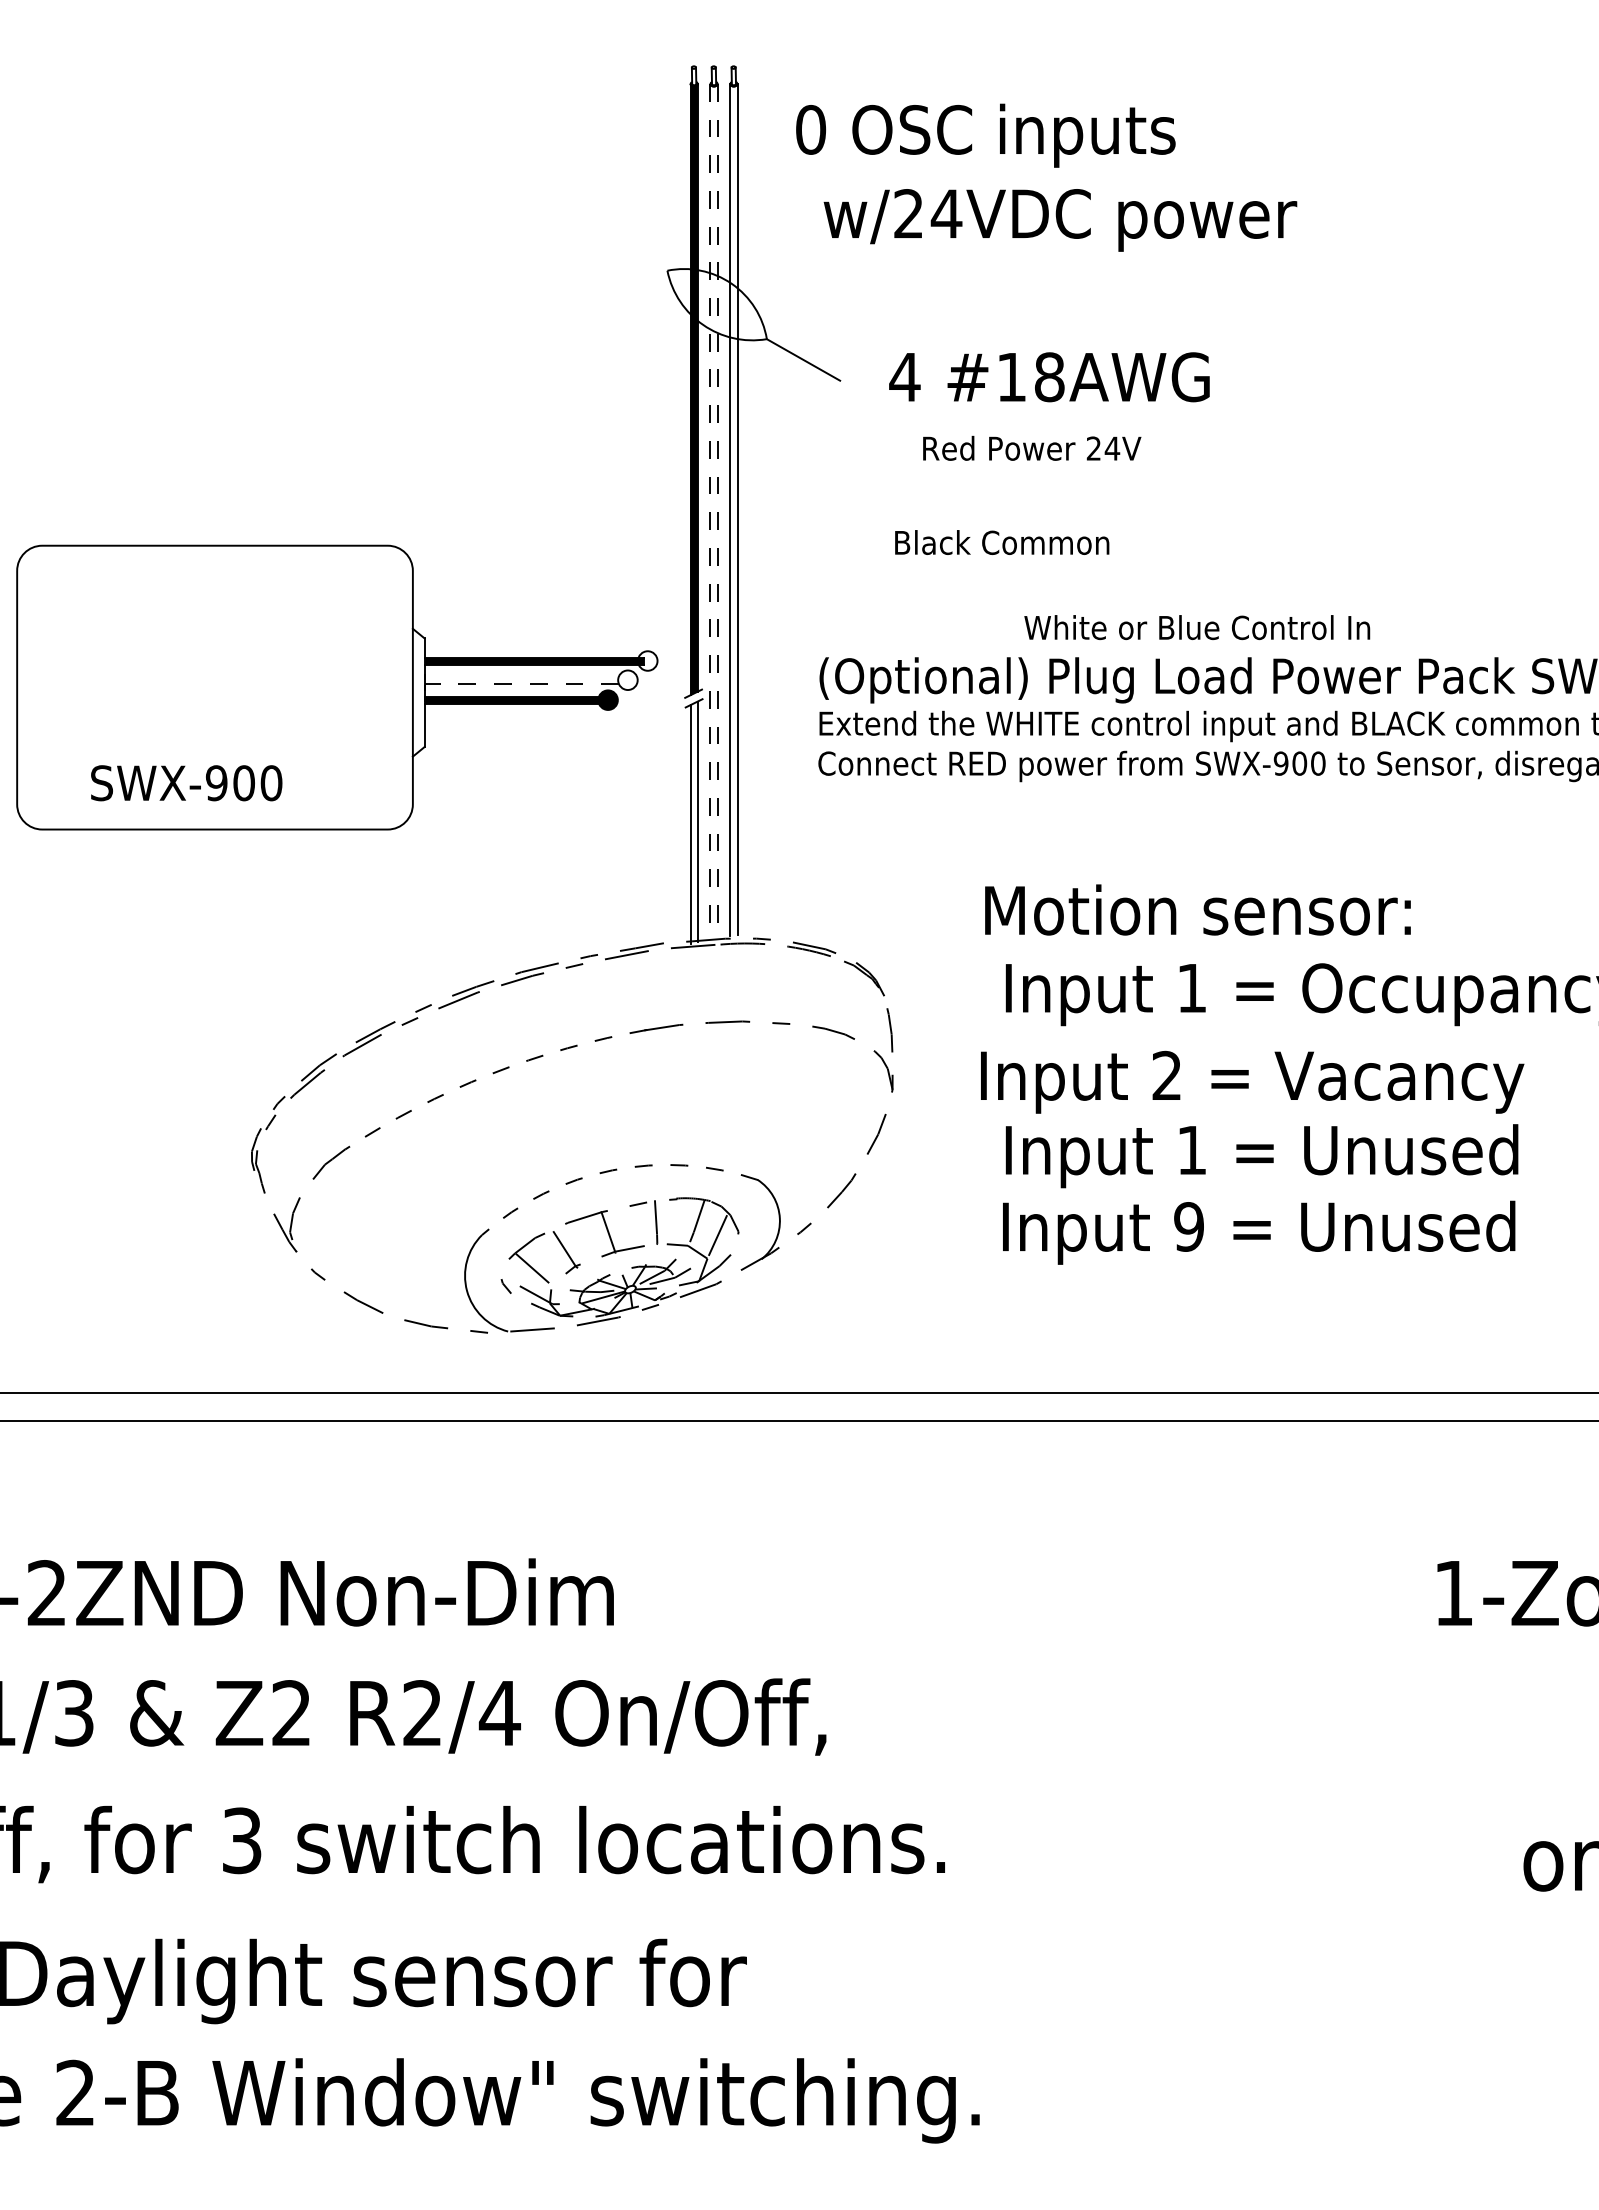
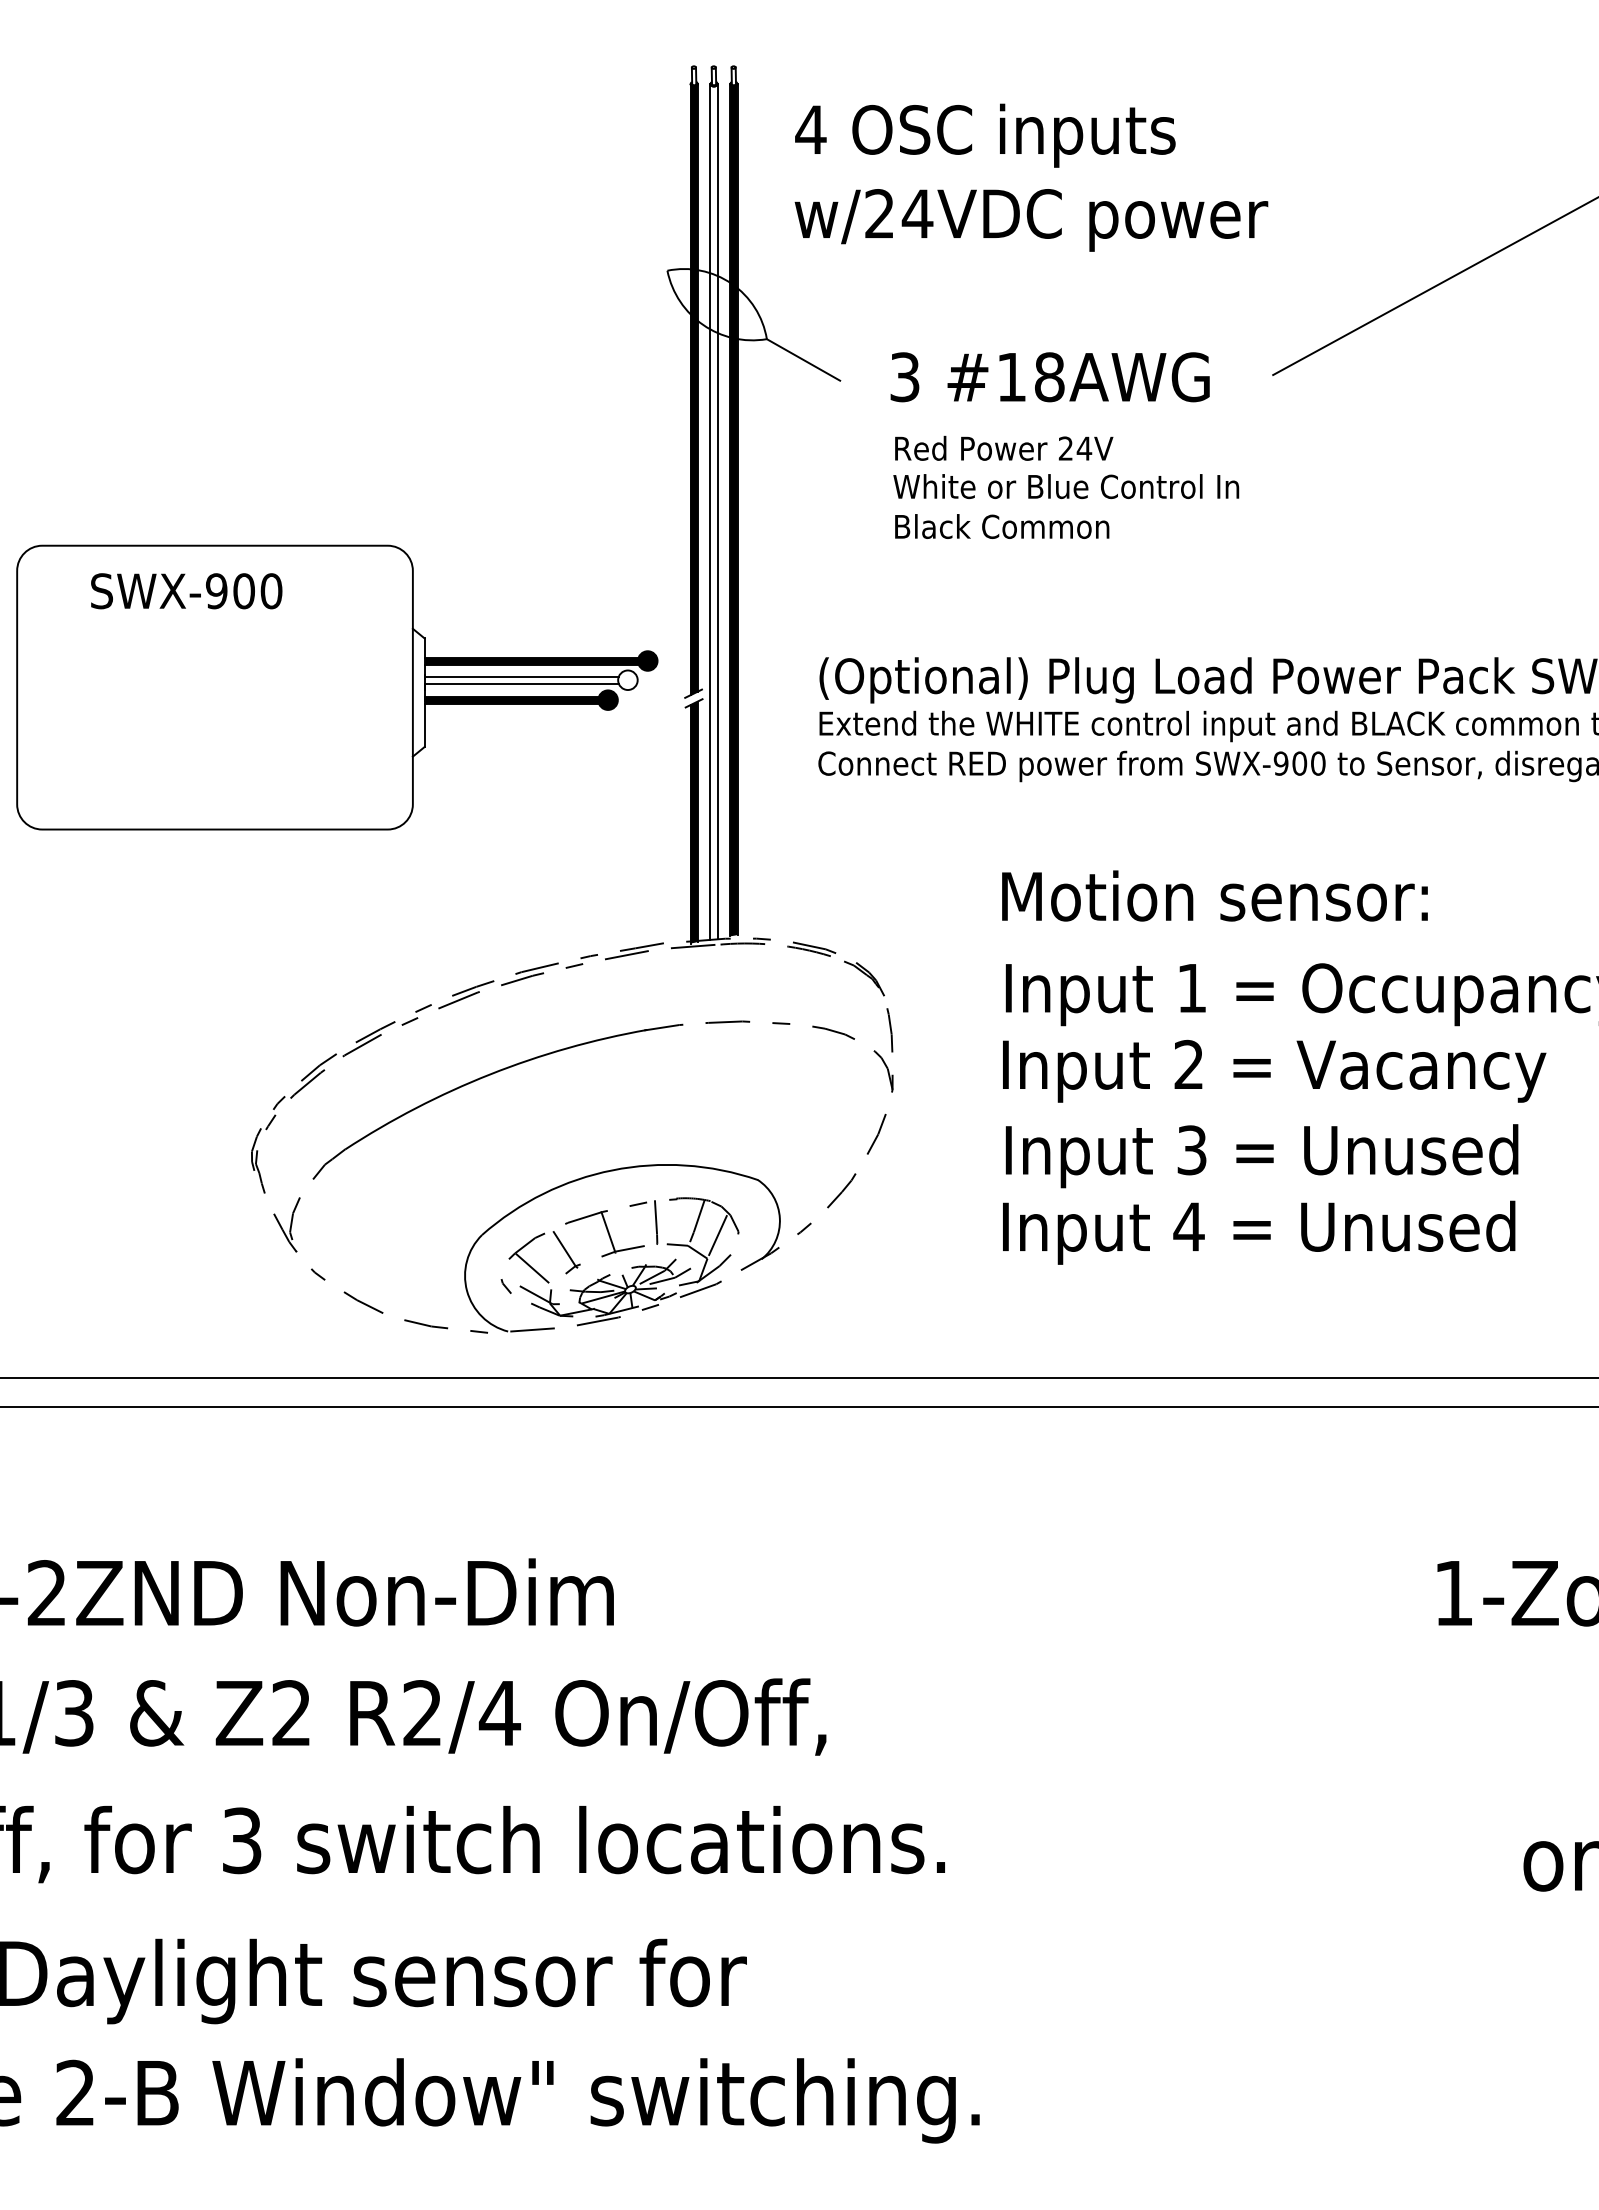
text: 0 -> 4 (810, 129)
text position: (1060, 220) -> (1031, 220) (1031, 220)
line: none -> present (1434, 287)
text: 4 -> 3 (904, 377)
text position: (1032, 447) -> (1004, 447) (1004, 447)
fill: none -> present (733, 509)
line: dashed -> solid (710, 511)
line: dashed -> solid (717, 511)
text position: (1002, 542) -> (1002, 526) (1002, 526)
text position: (1197, 627) -> (1066, 486) (1066, 486)
fill: none -> present (647, 660)
line: none -> present (521, 676)
line: dashed -> solid (522, 684)
text position: (186, 783) -> (186, 591) (186, 591)
fill: none -> present (693, 822)
text position: (1197, 909) -> (1214, 895) (1214, 895)
arc: dashed -> solid (490, 1074)
text position: (1252, 1081) -> (1274, 1070) (1274, 1070)
text: 1 -> 3 (1191, 1150)
arc: dashed -> solid (612, 1170)
text: 9 -> 4 (1188, 1226)
line position: (798, 1393) -> (798, 1378) (798, 1378)
line position: (798, 1421) -> (798, 1407) (798, 1407)
